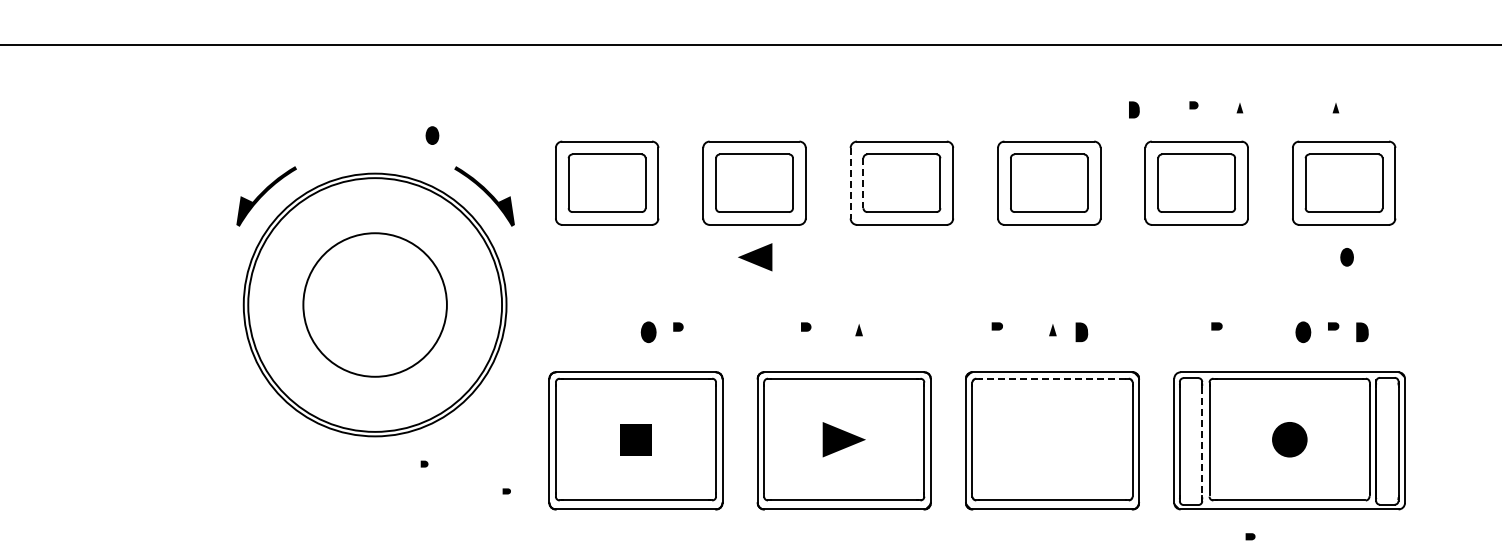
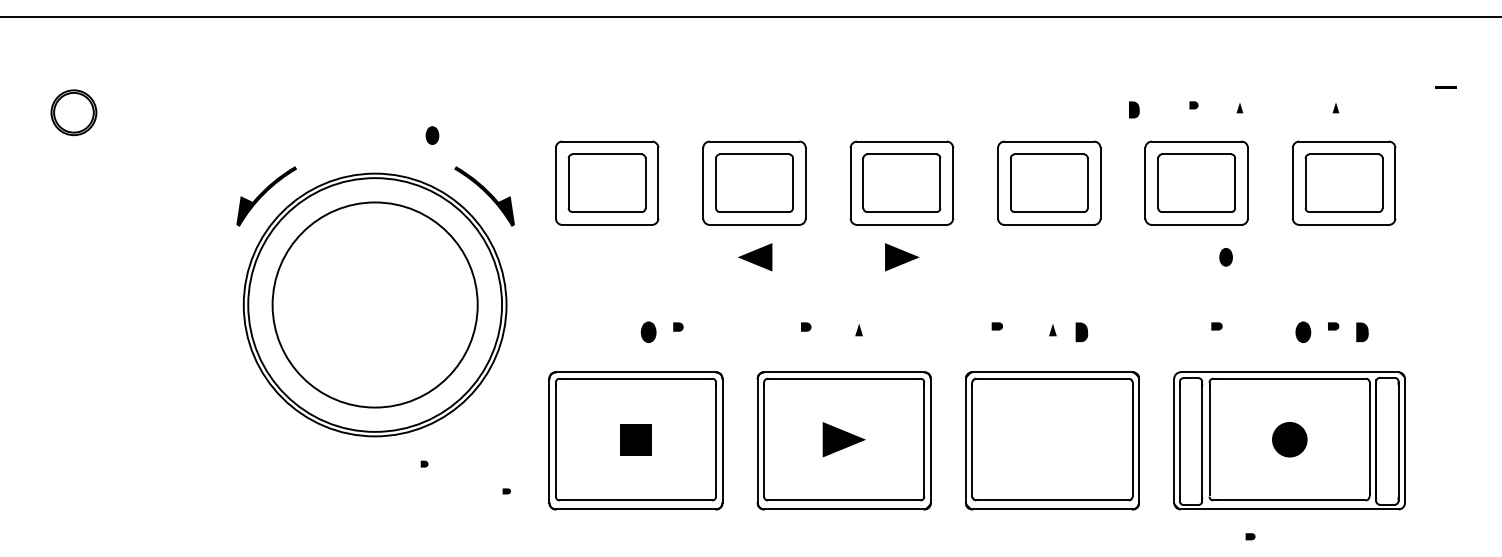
line position: (750, 44) -> (750, 16) (750, 16)
line: none -> present (1445, 87)
part: none -> present (73, 112)
line: dashed -> solid (850, 183)
line: dashed -> solid (863, 183)
part: none -> present (902, 257)
part position: (1346, 257) -> (1225, 257) (1225, 257)
circle diameter: 144 px -> 205 px (374, 304)
line: dashed -> solid (1052, 378)
line: dashed -> solid (1202, 441)
